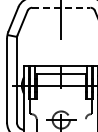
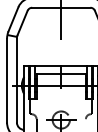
line: dashed -> solid (61, 7)
